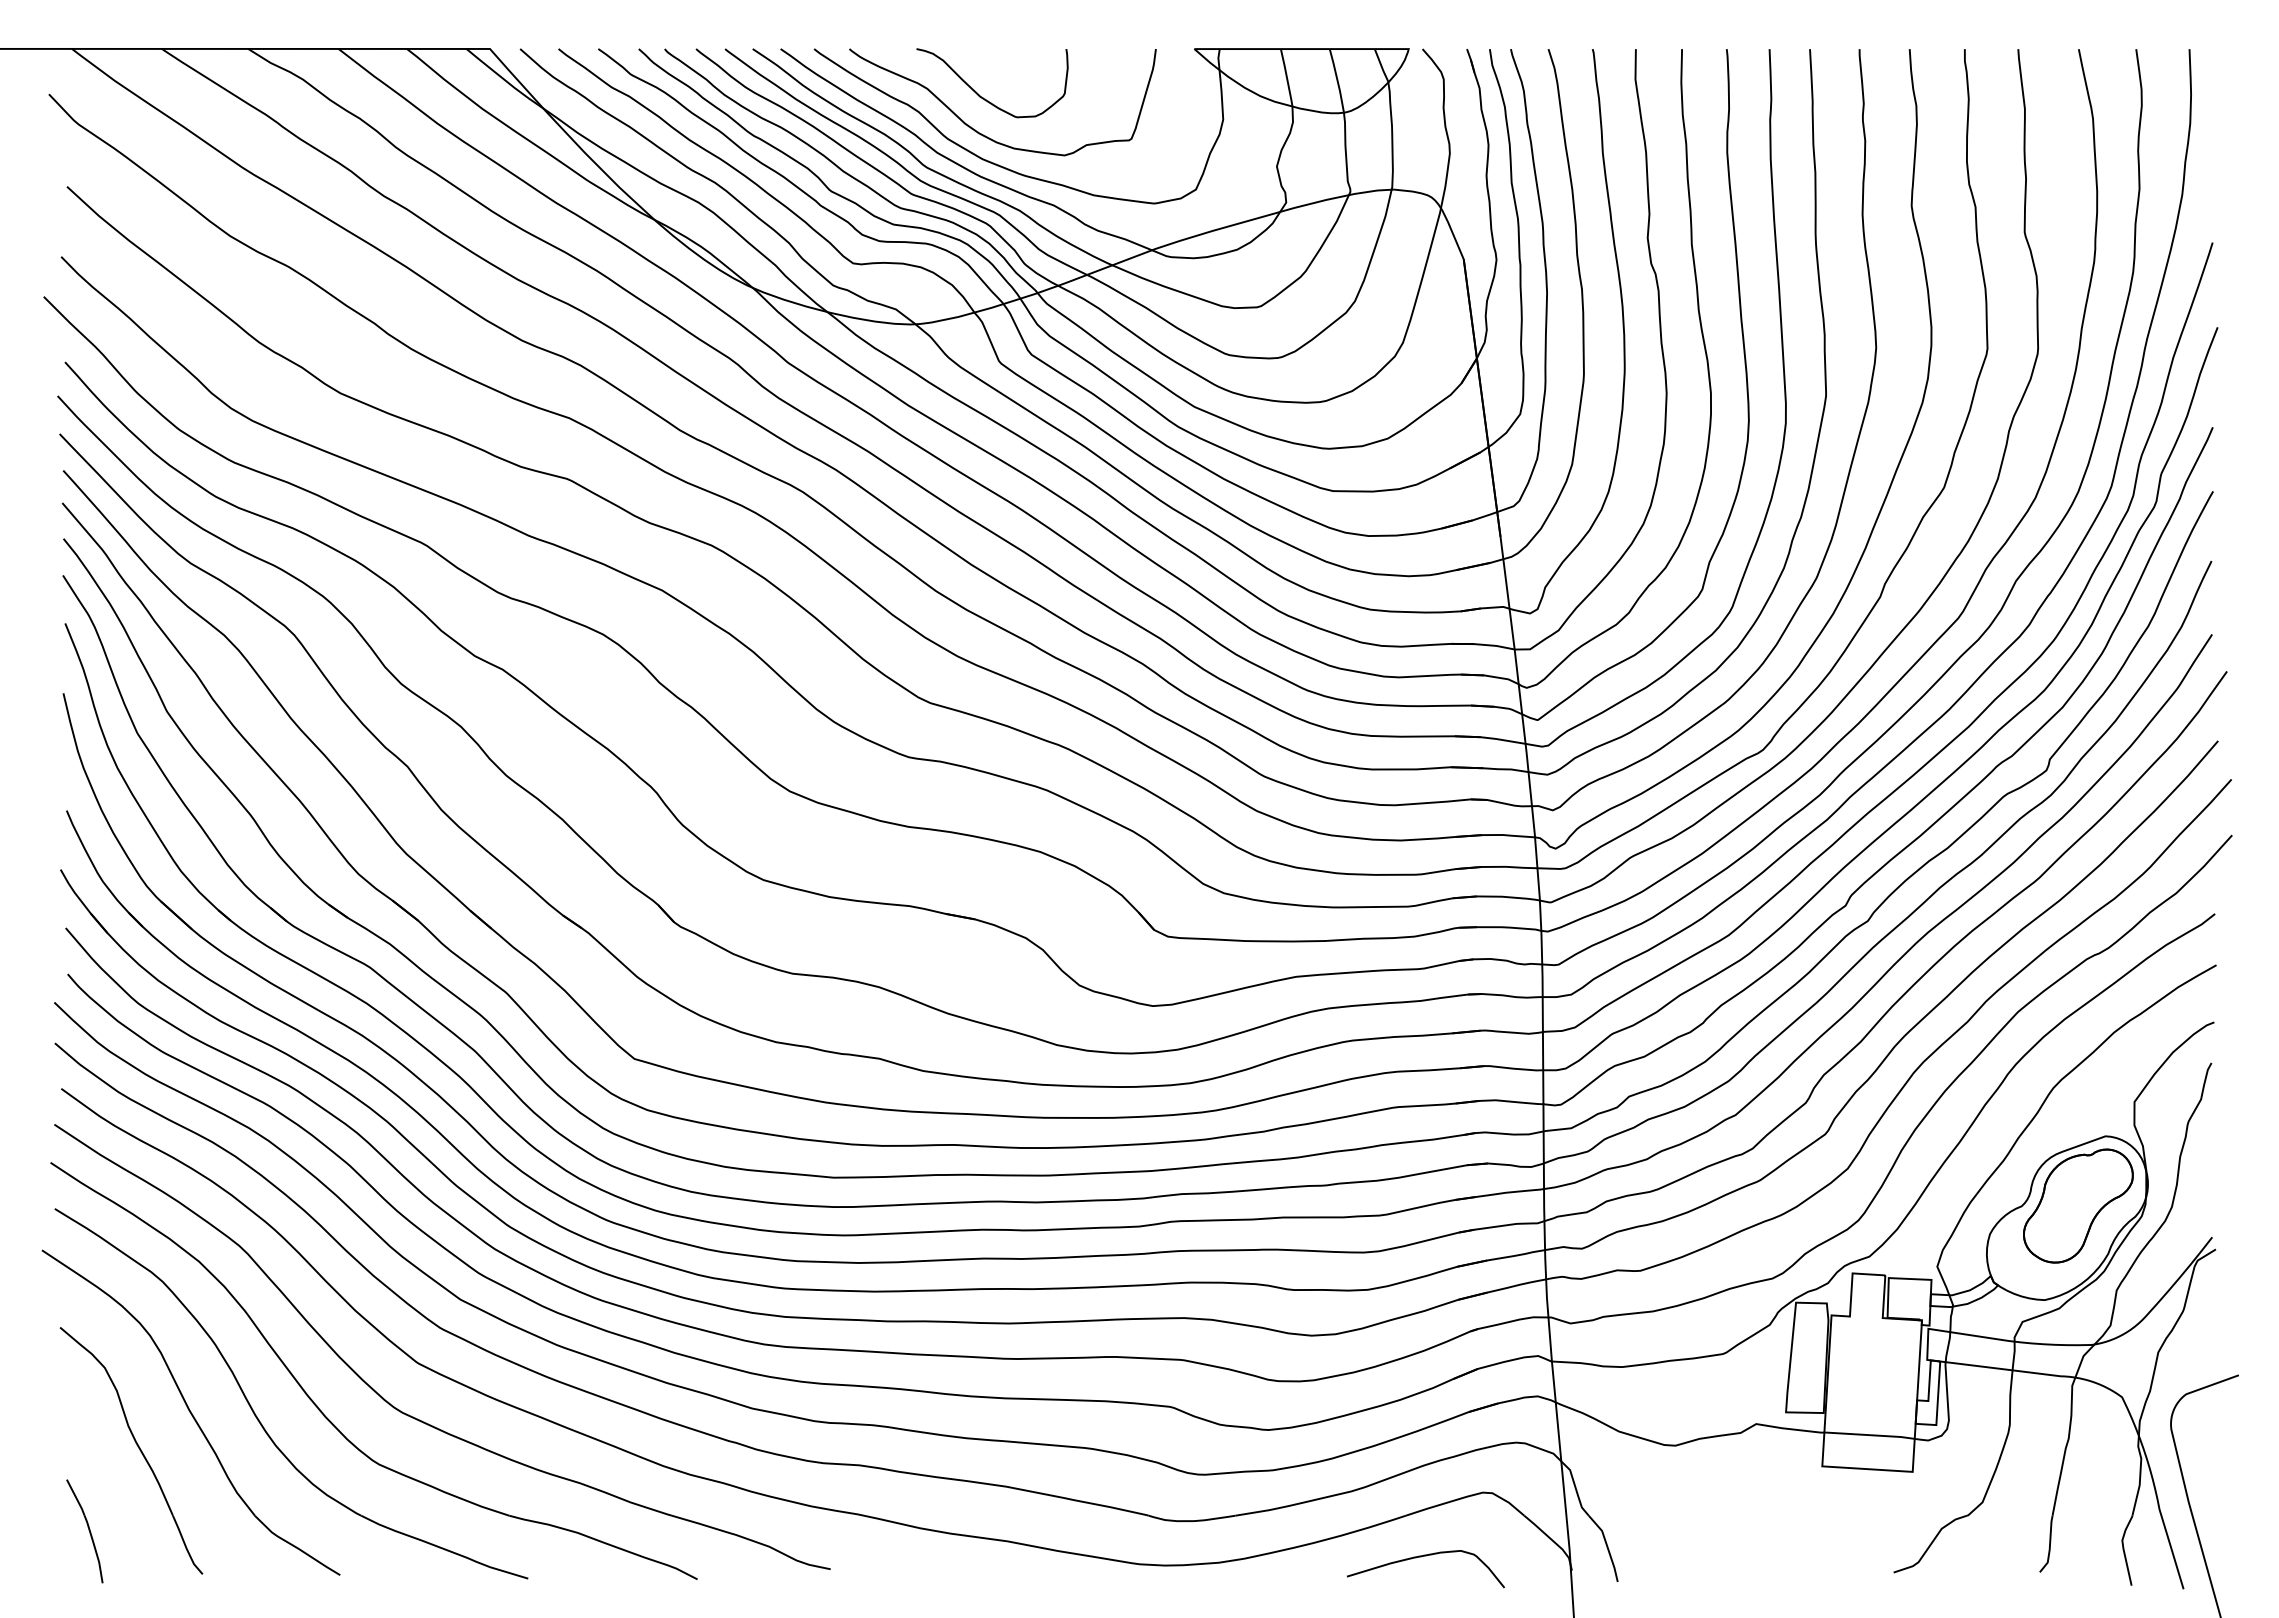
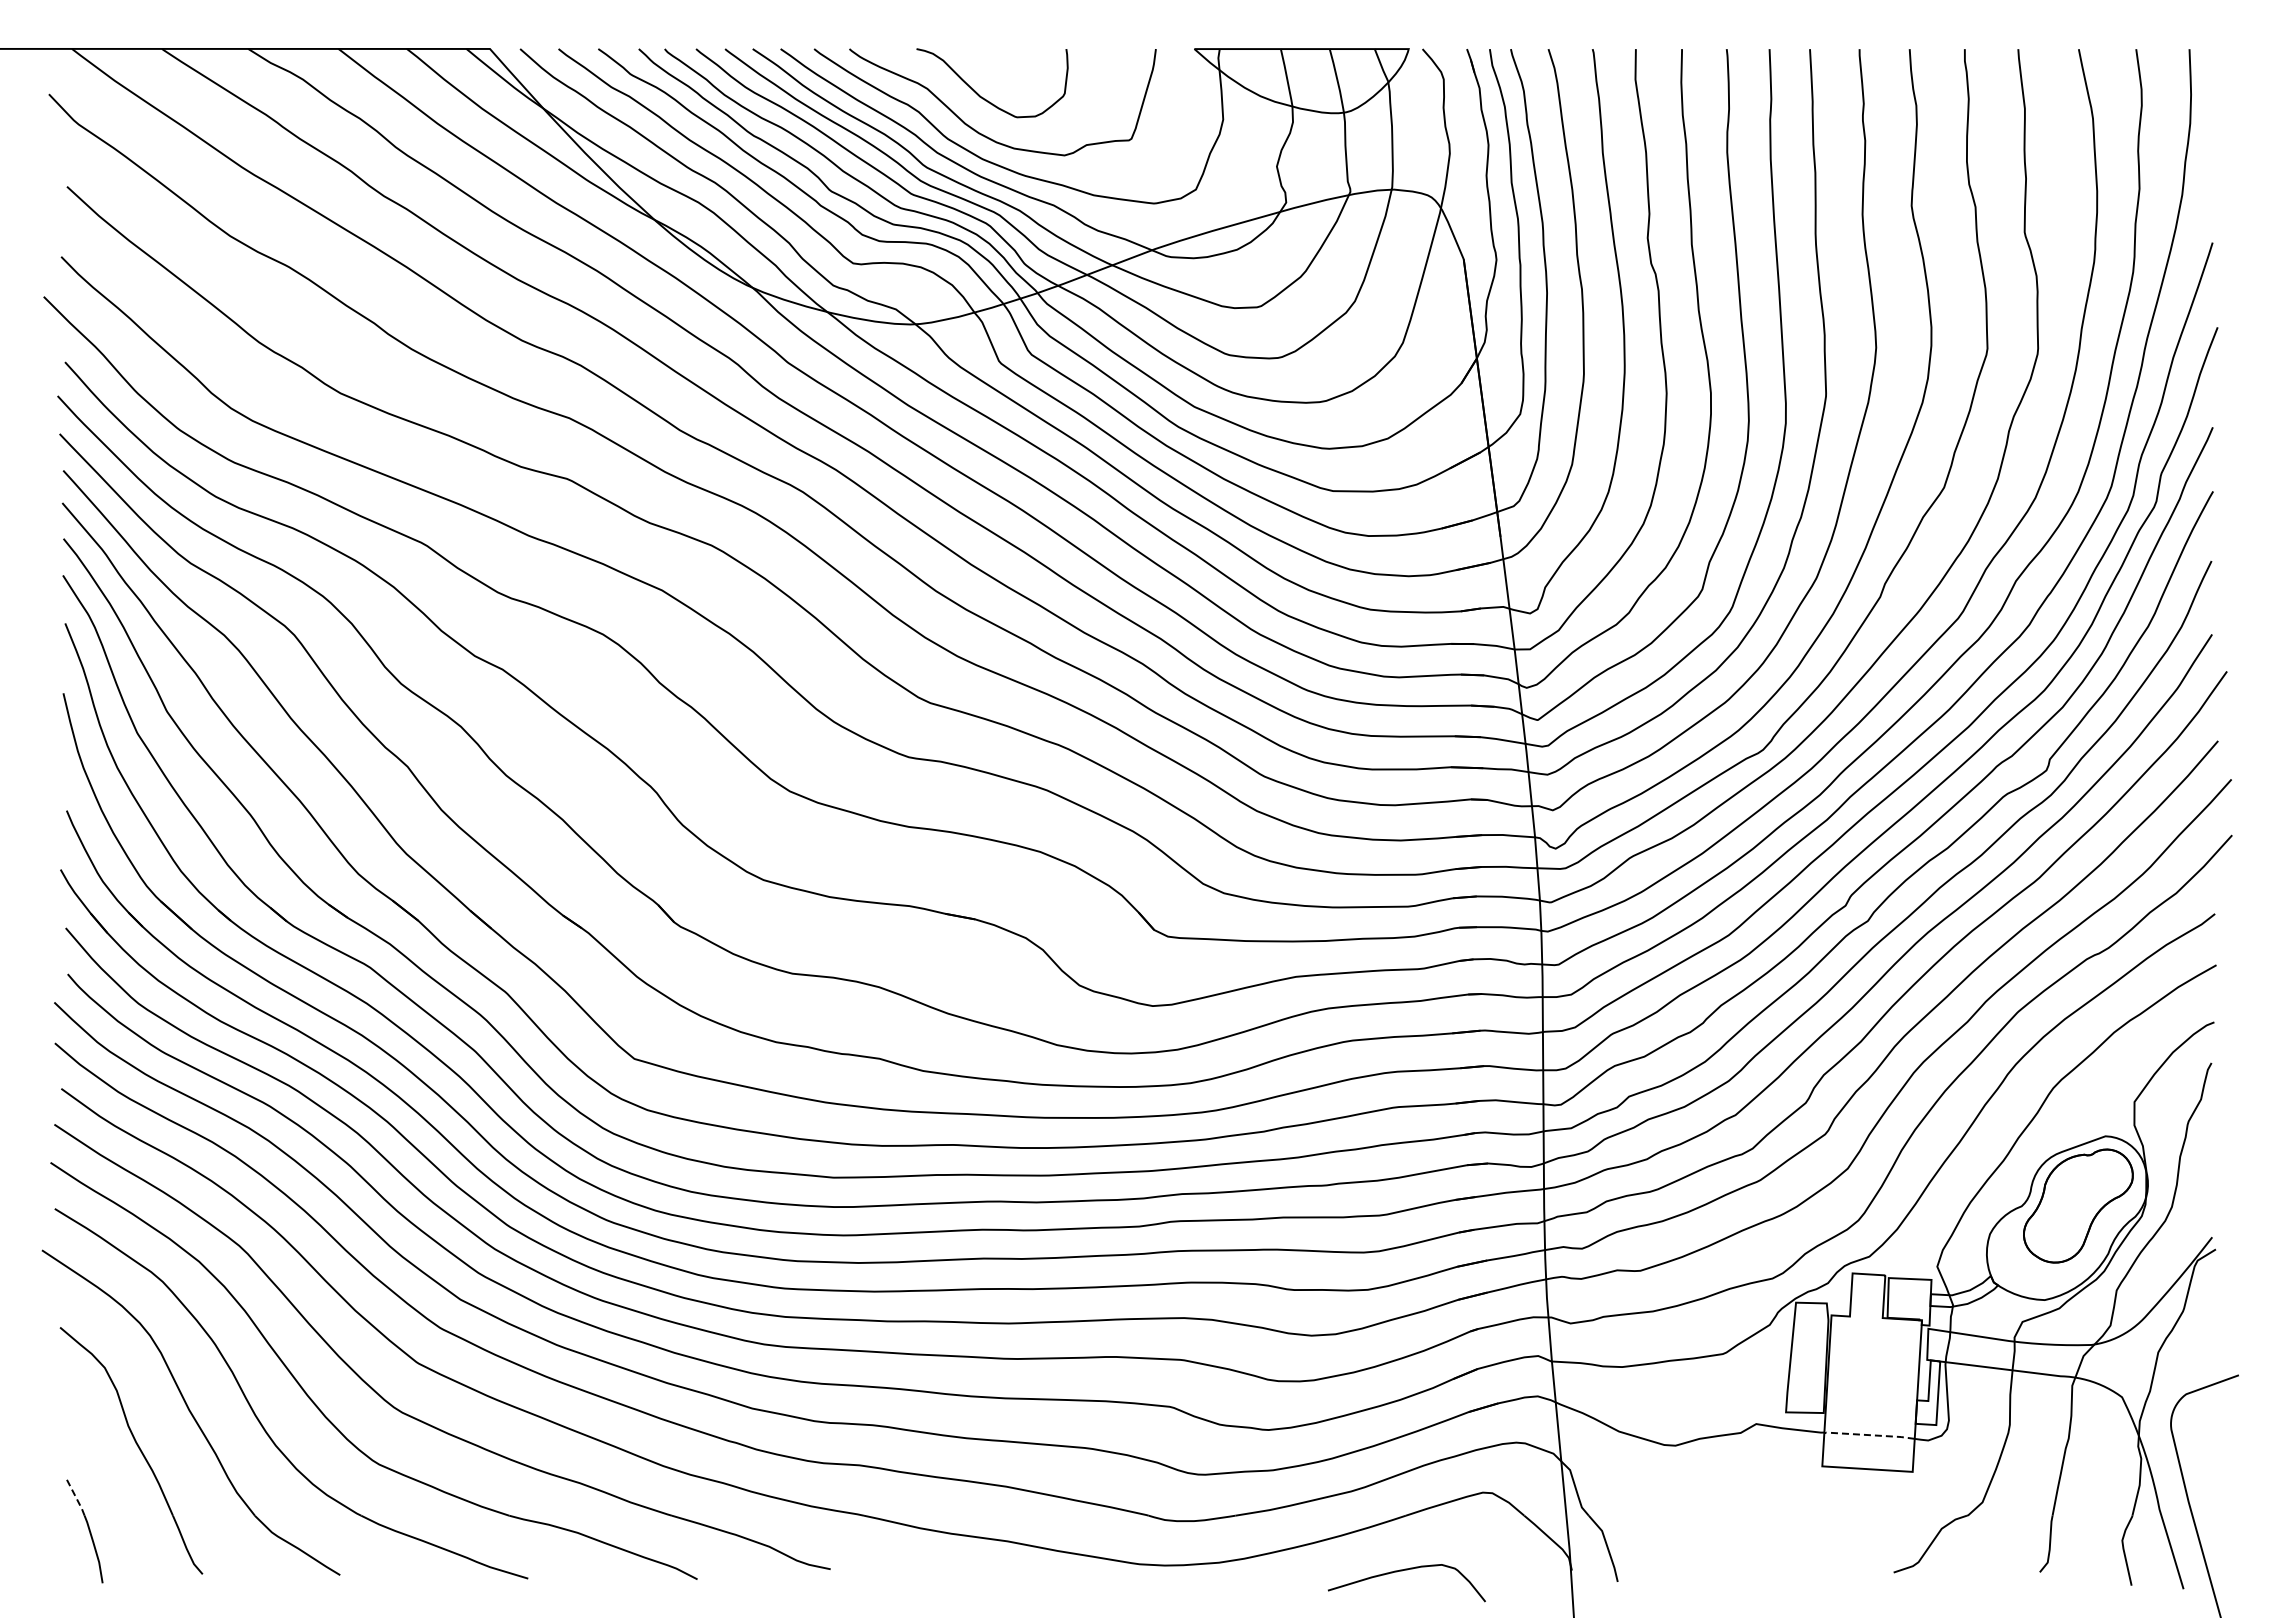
line: solid -> dashed (1869, 1435)
line: solid -> dashed (76, 1498)
curve position: (1421, 1557) -> (1402, 1571) (1402, 1571)
